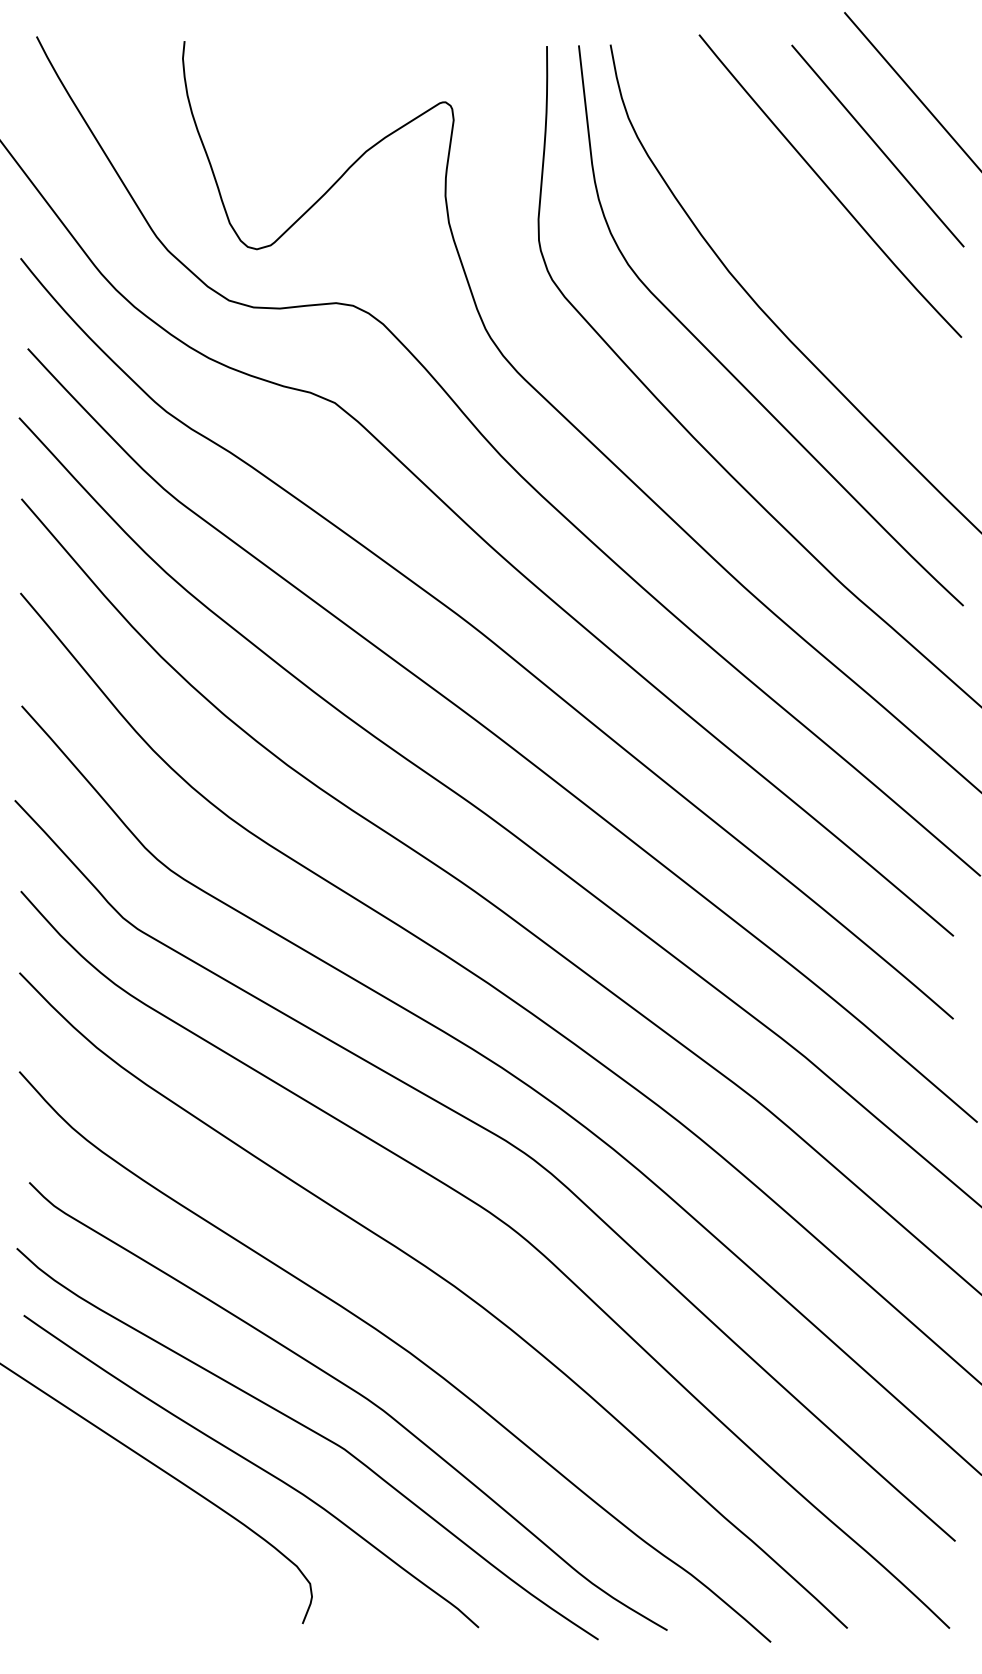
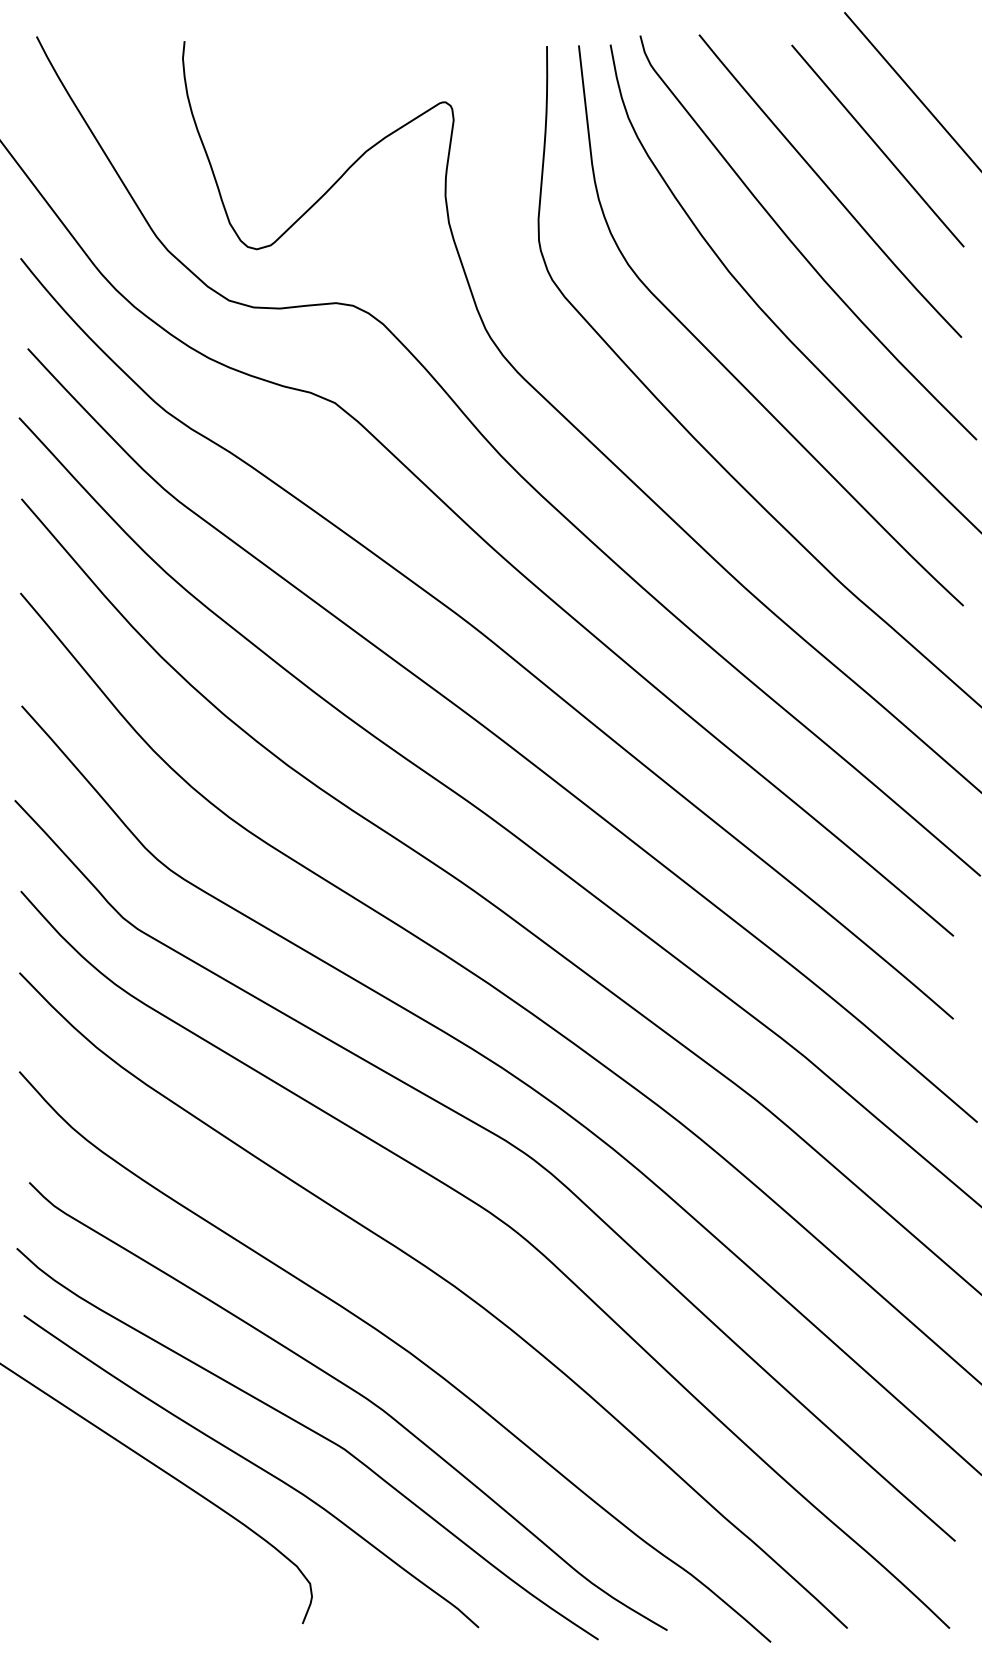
curve: none -> present (797, 247)
